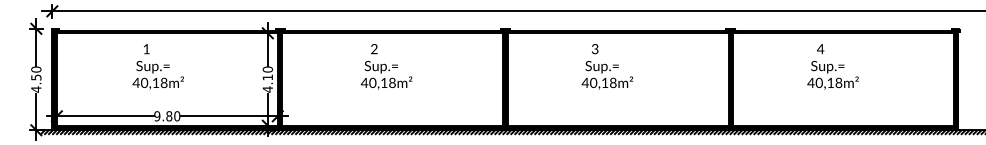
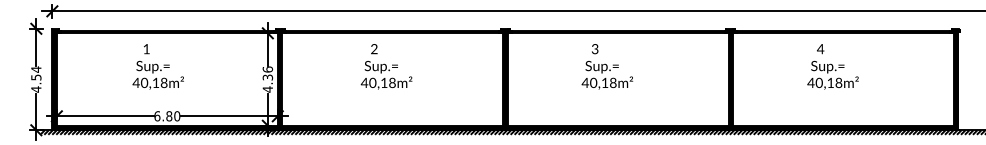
text: 4.50 -> 4.54 (36, 69)
text: 4.10 -> 4.36 (267, 73)
text: 9.80 -> 6.80 (157, 116)
